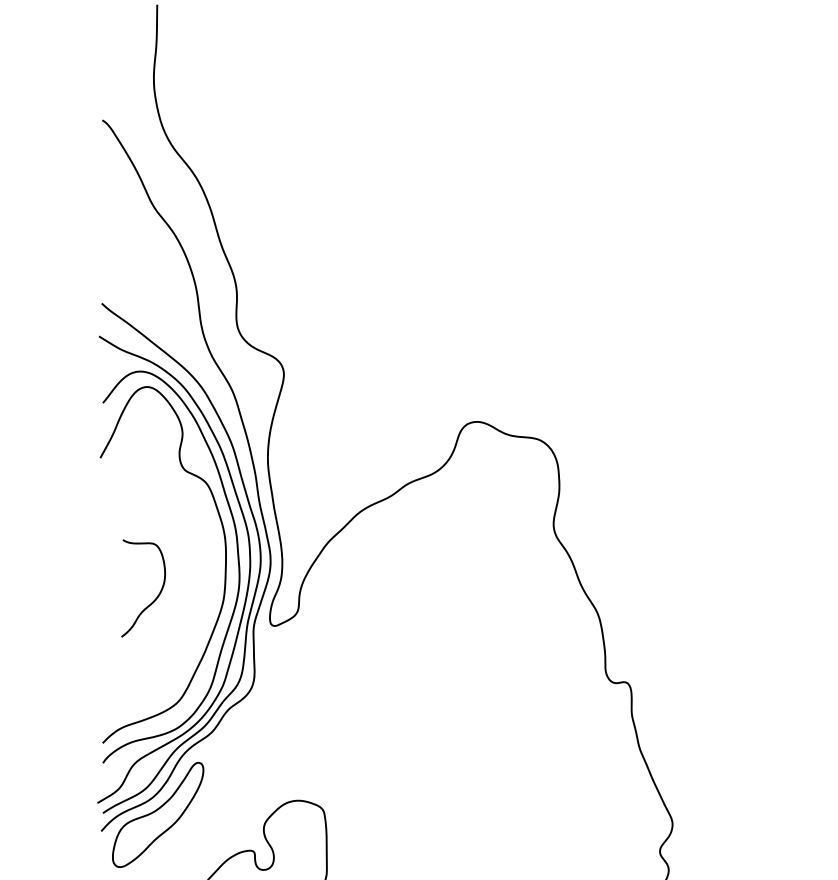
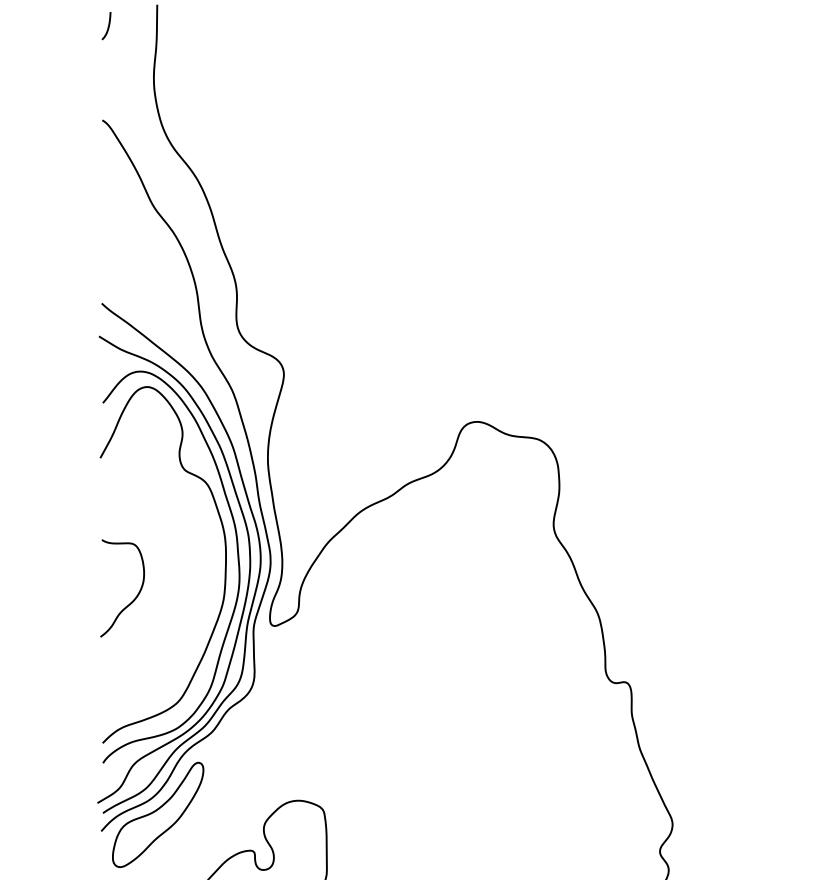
curve: none -> present (107, 27)
curve position: (154, 599) -> (133, 599) (133, 599)
